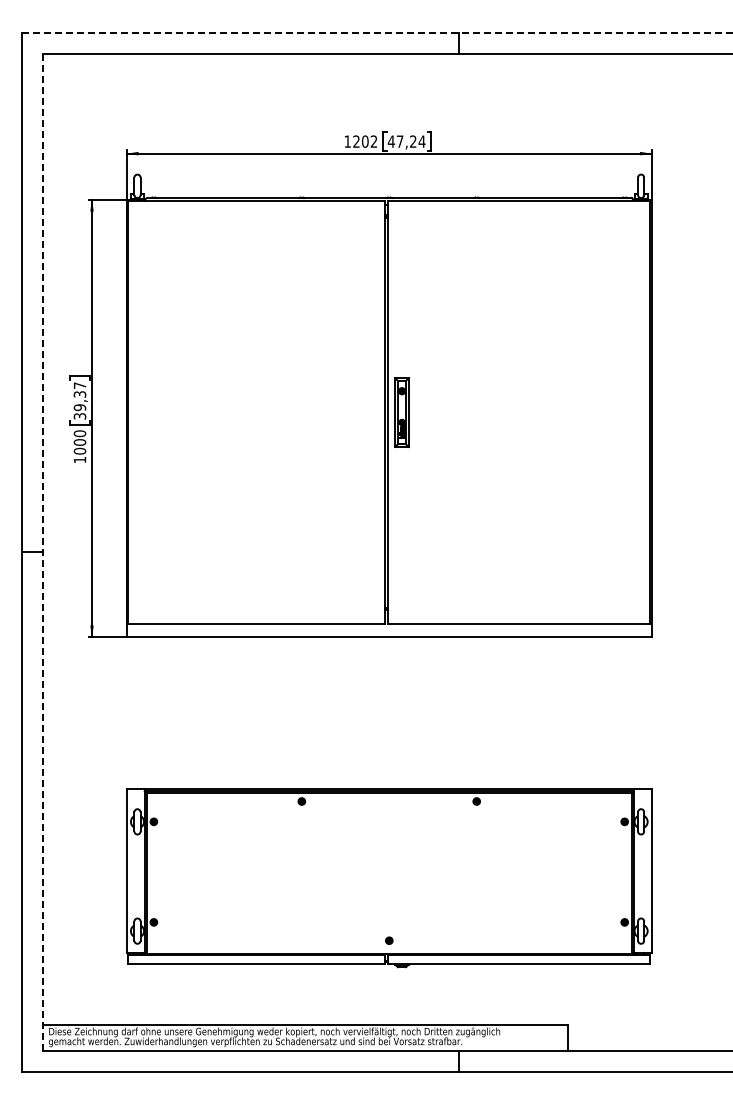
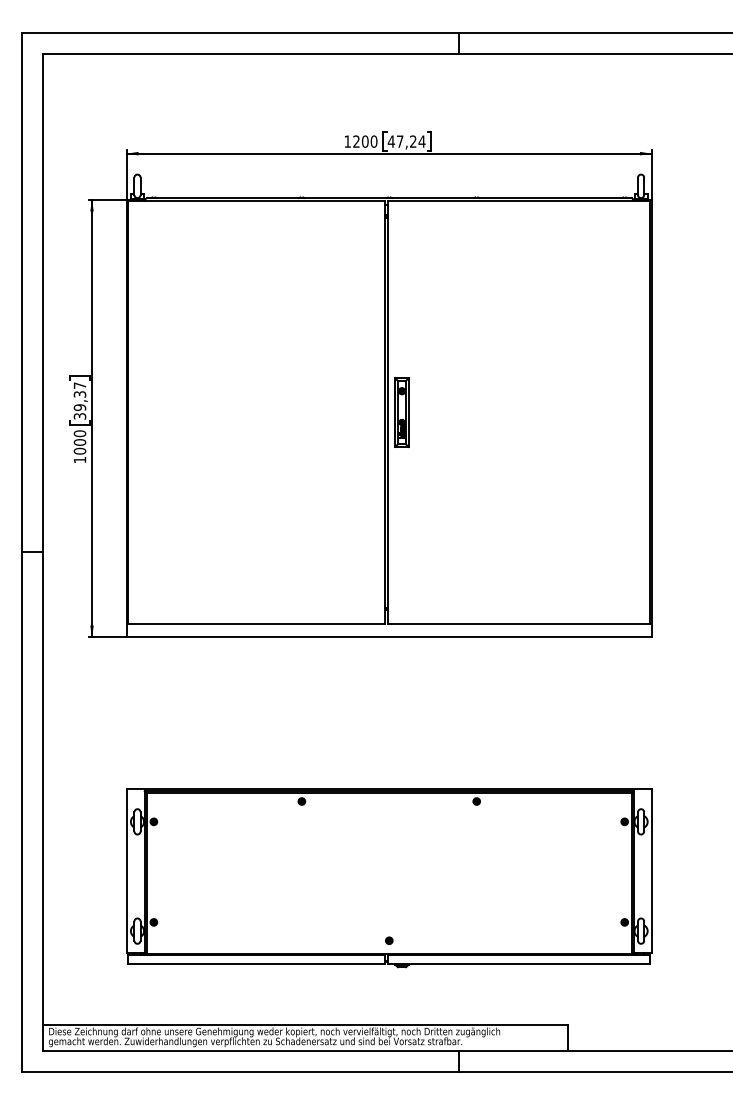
line: dashed -> solid (377, 33)
text: 1202 -> 1200 (373, 141)
line: dashed -> solid (43, 552)
